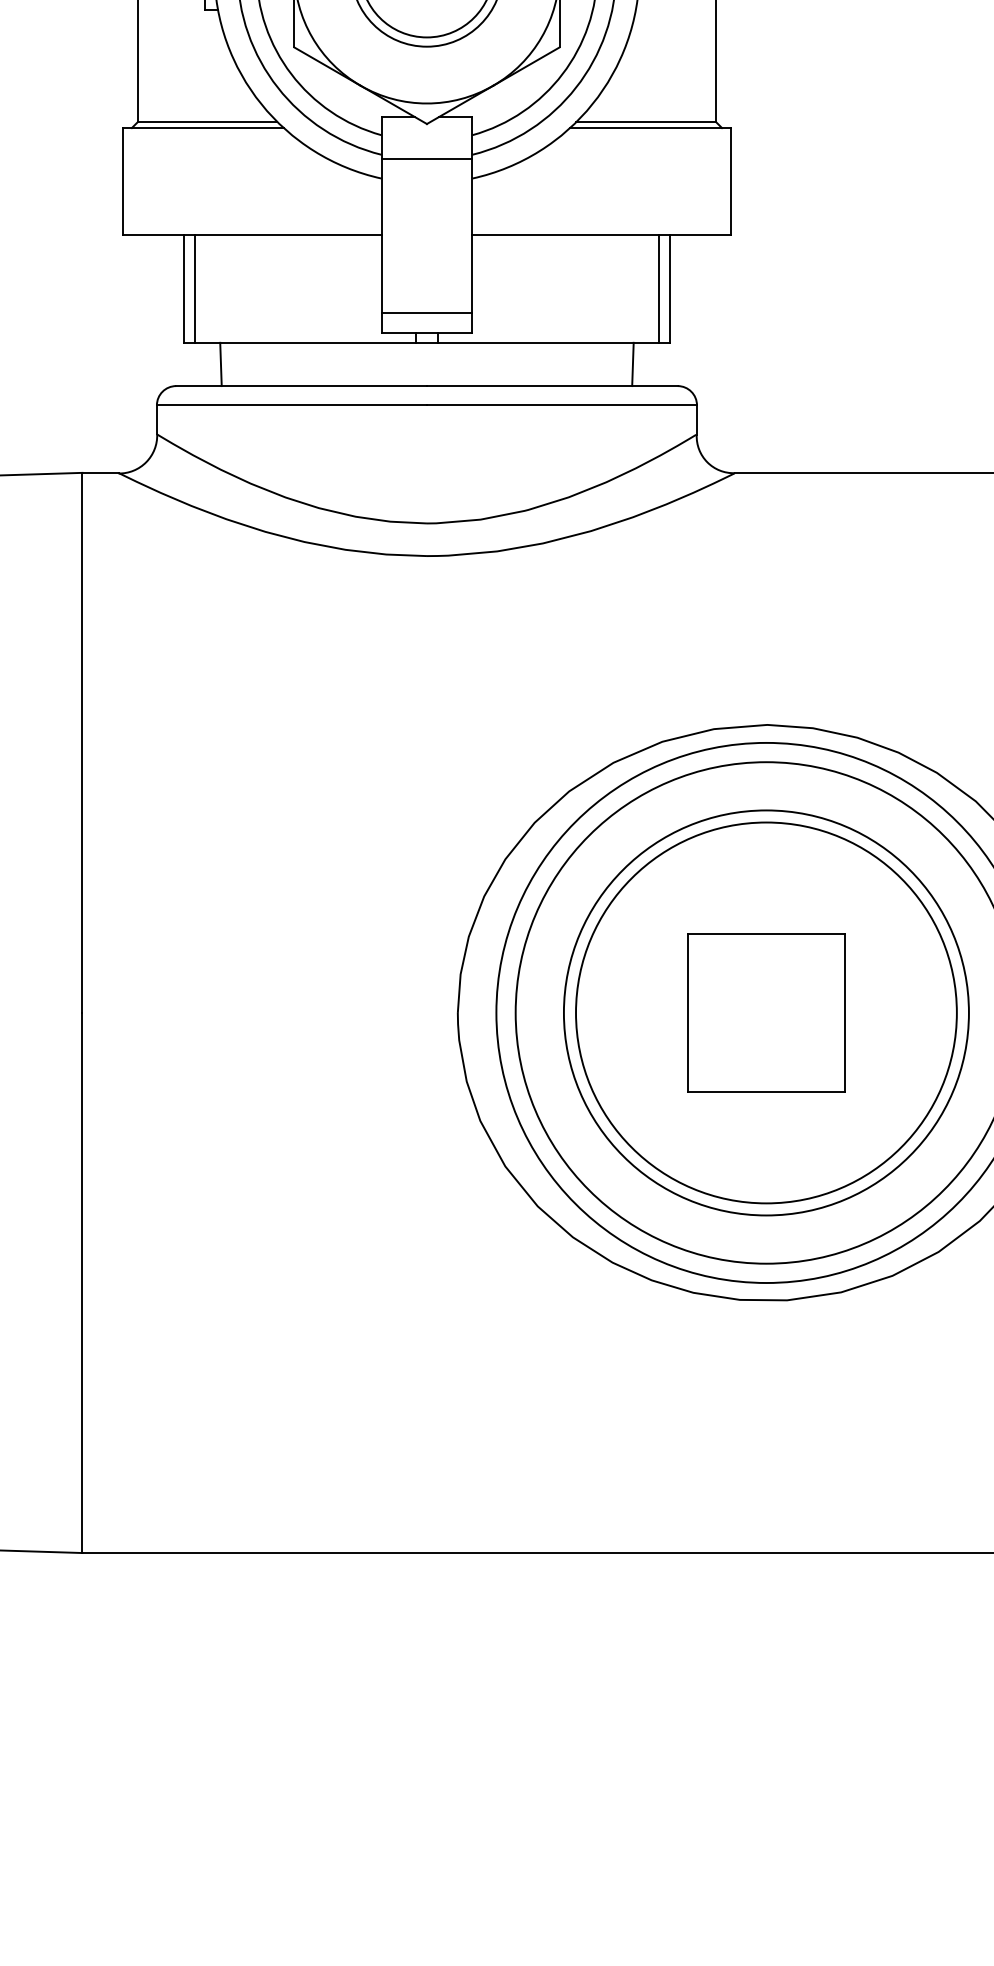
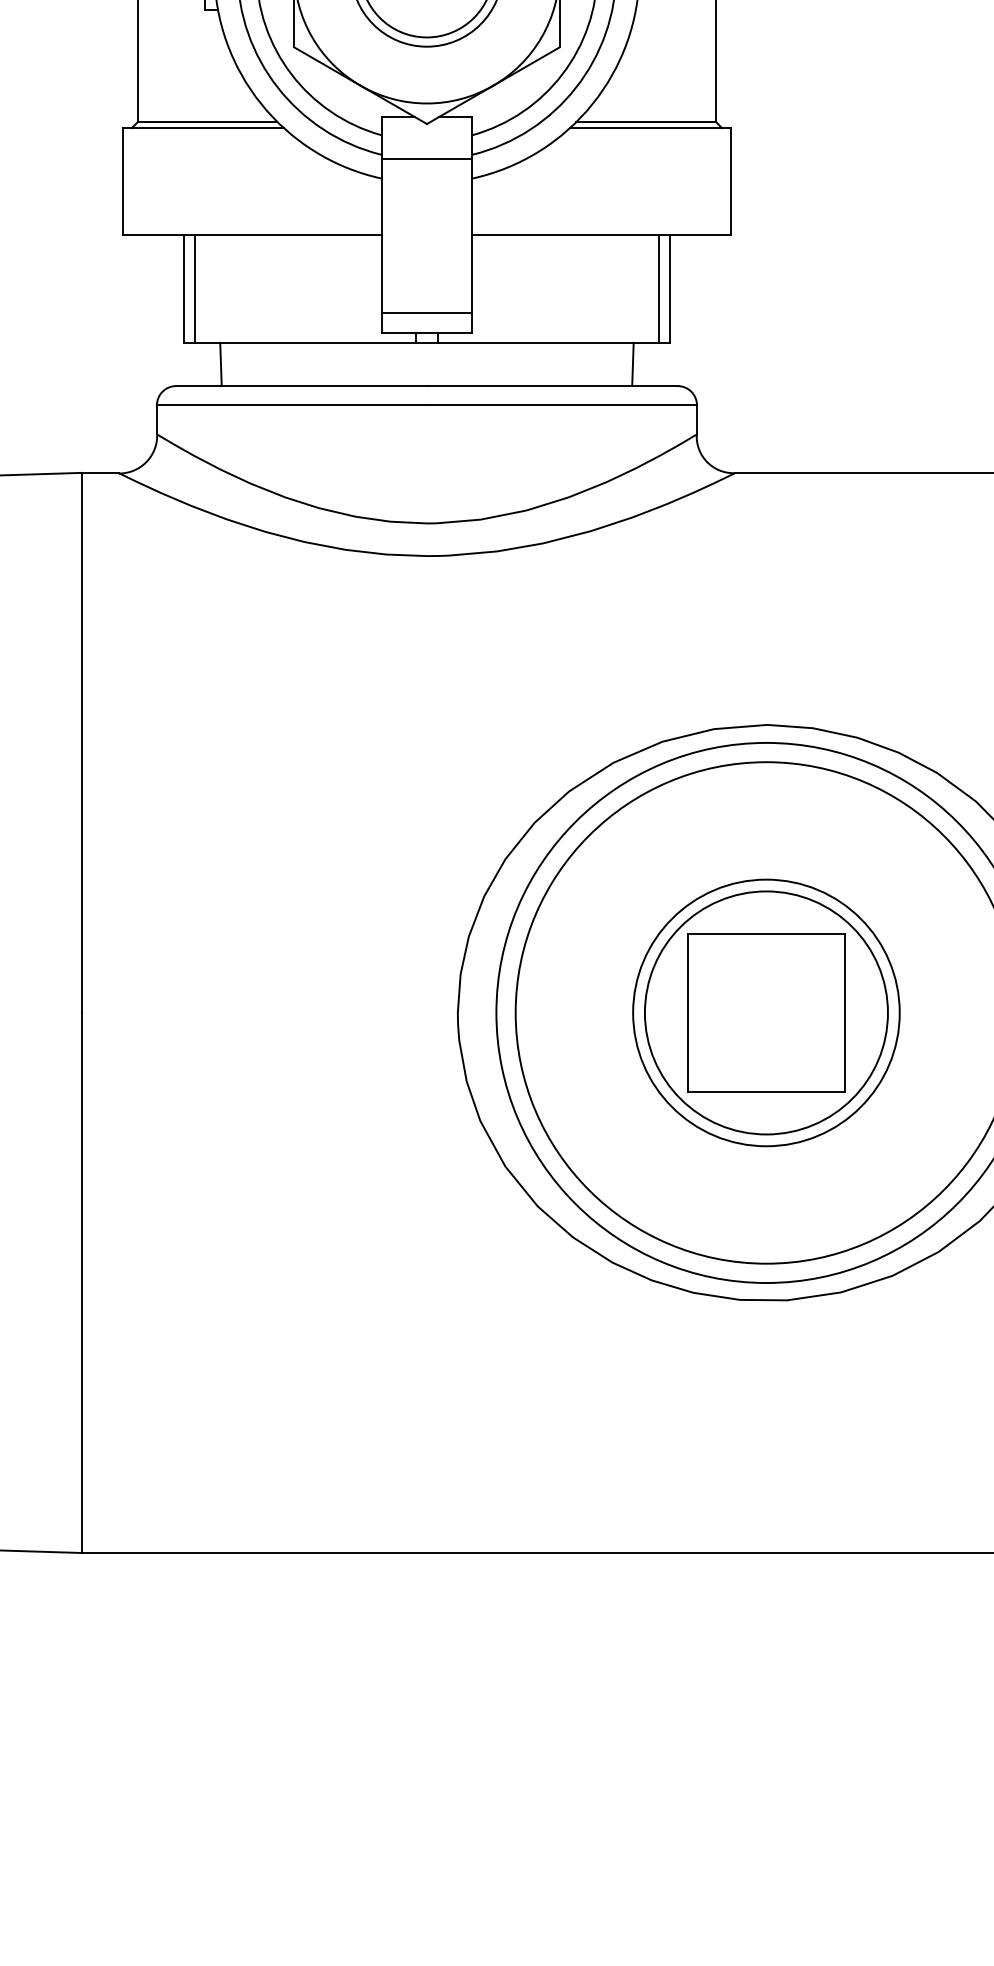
circle diameter: 405 px -> 243 px (765, 1012)
circle diameter: 381 px -> 267 px (766, 1012)
